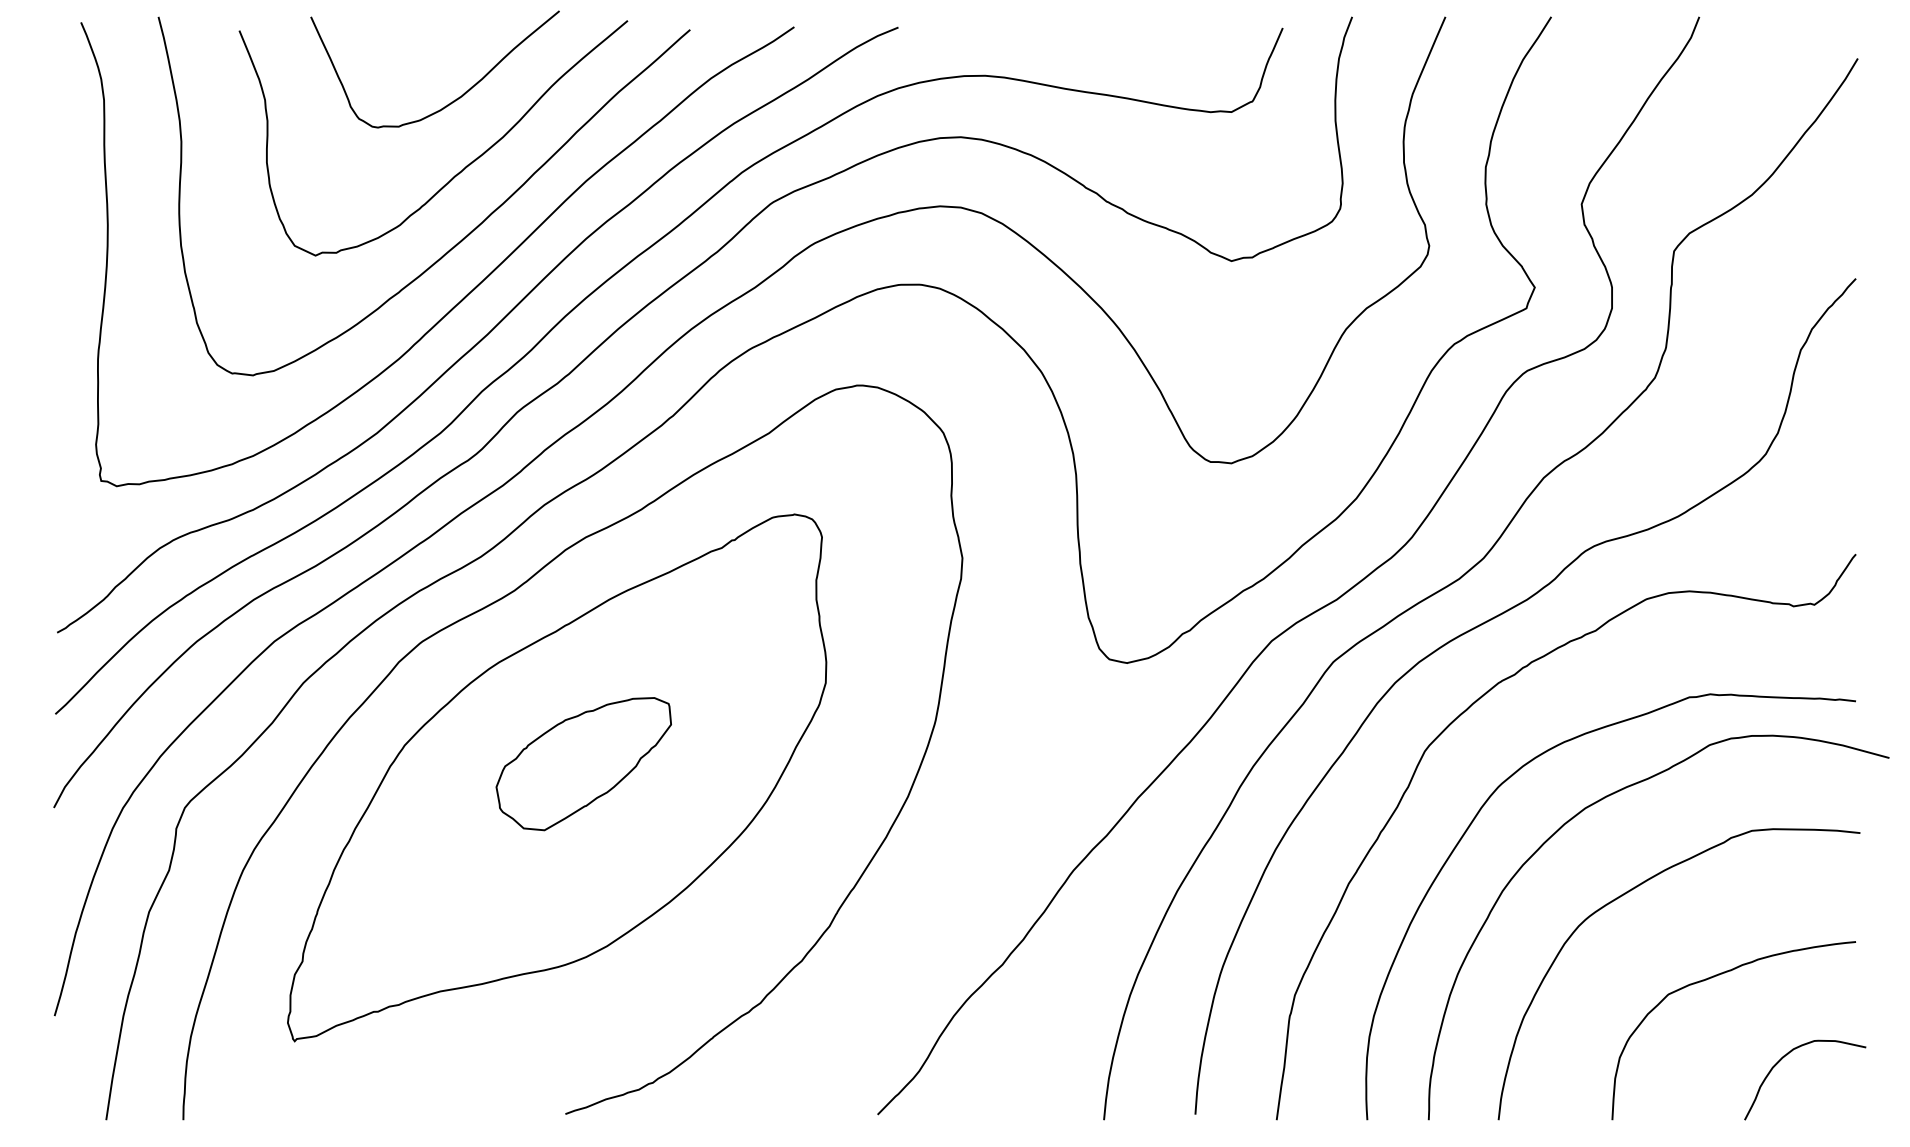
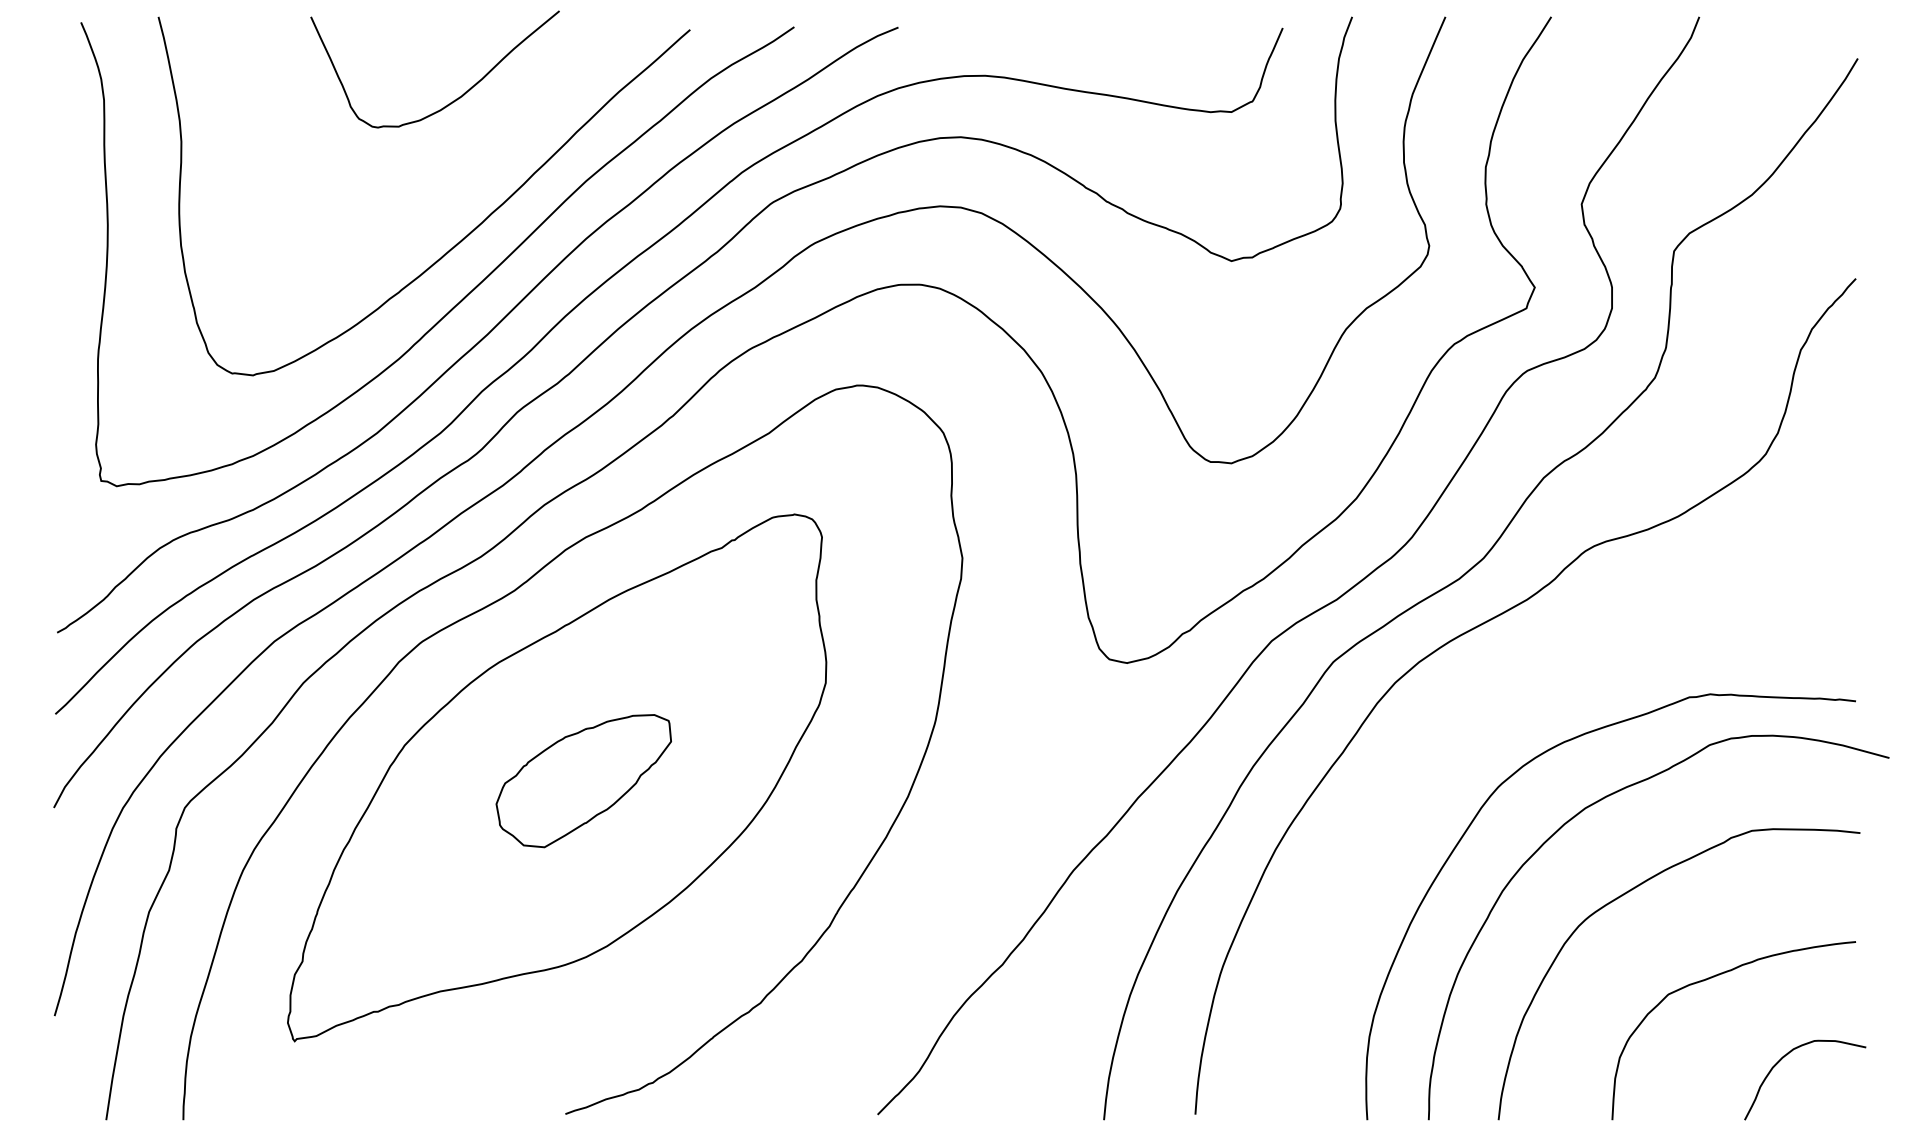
curve: present -> none (459, 171)
curve: present -> none (1459, 717)
part position: (583, 764) -> (583, 781) (583, 781)
